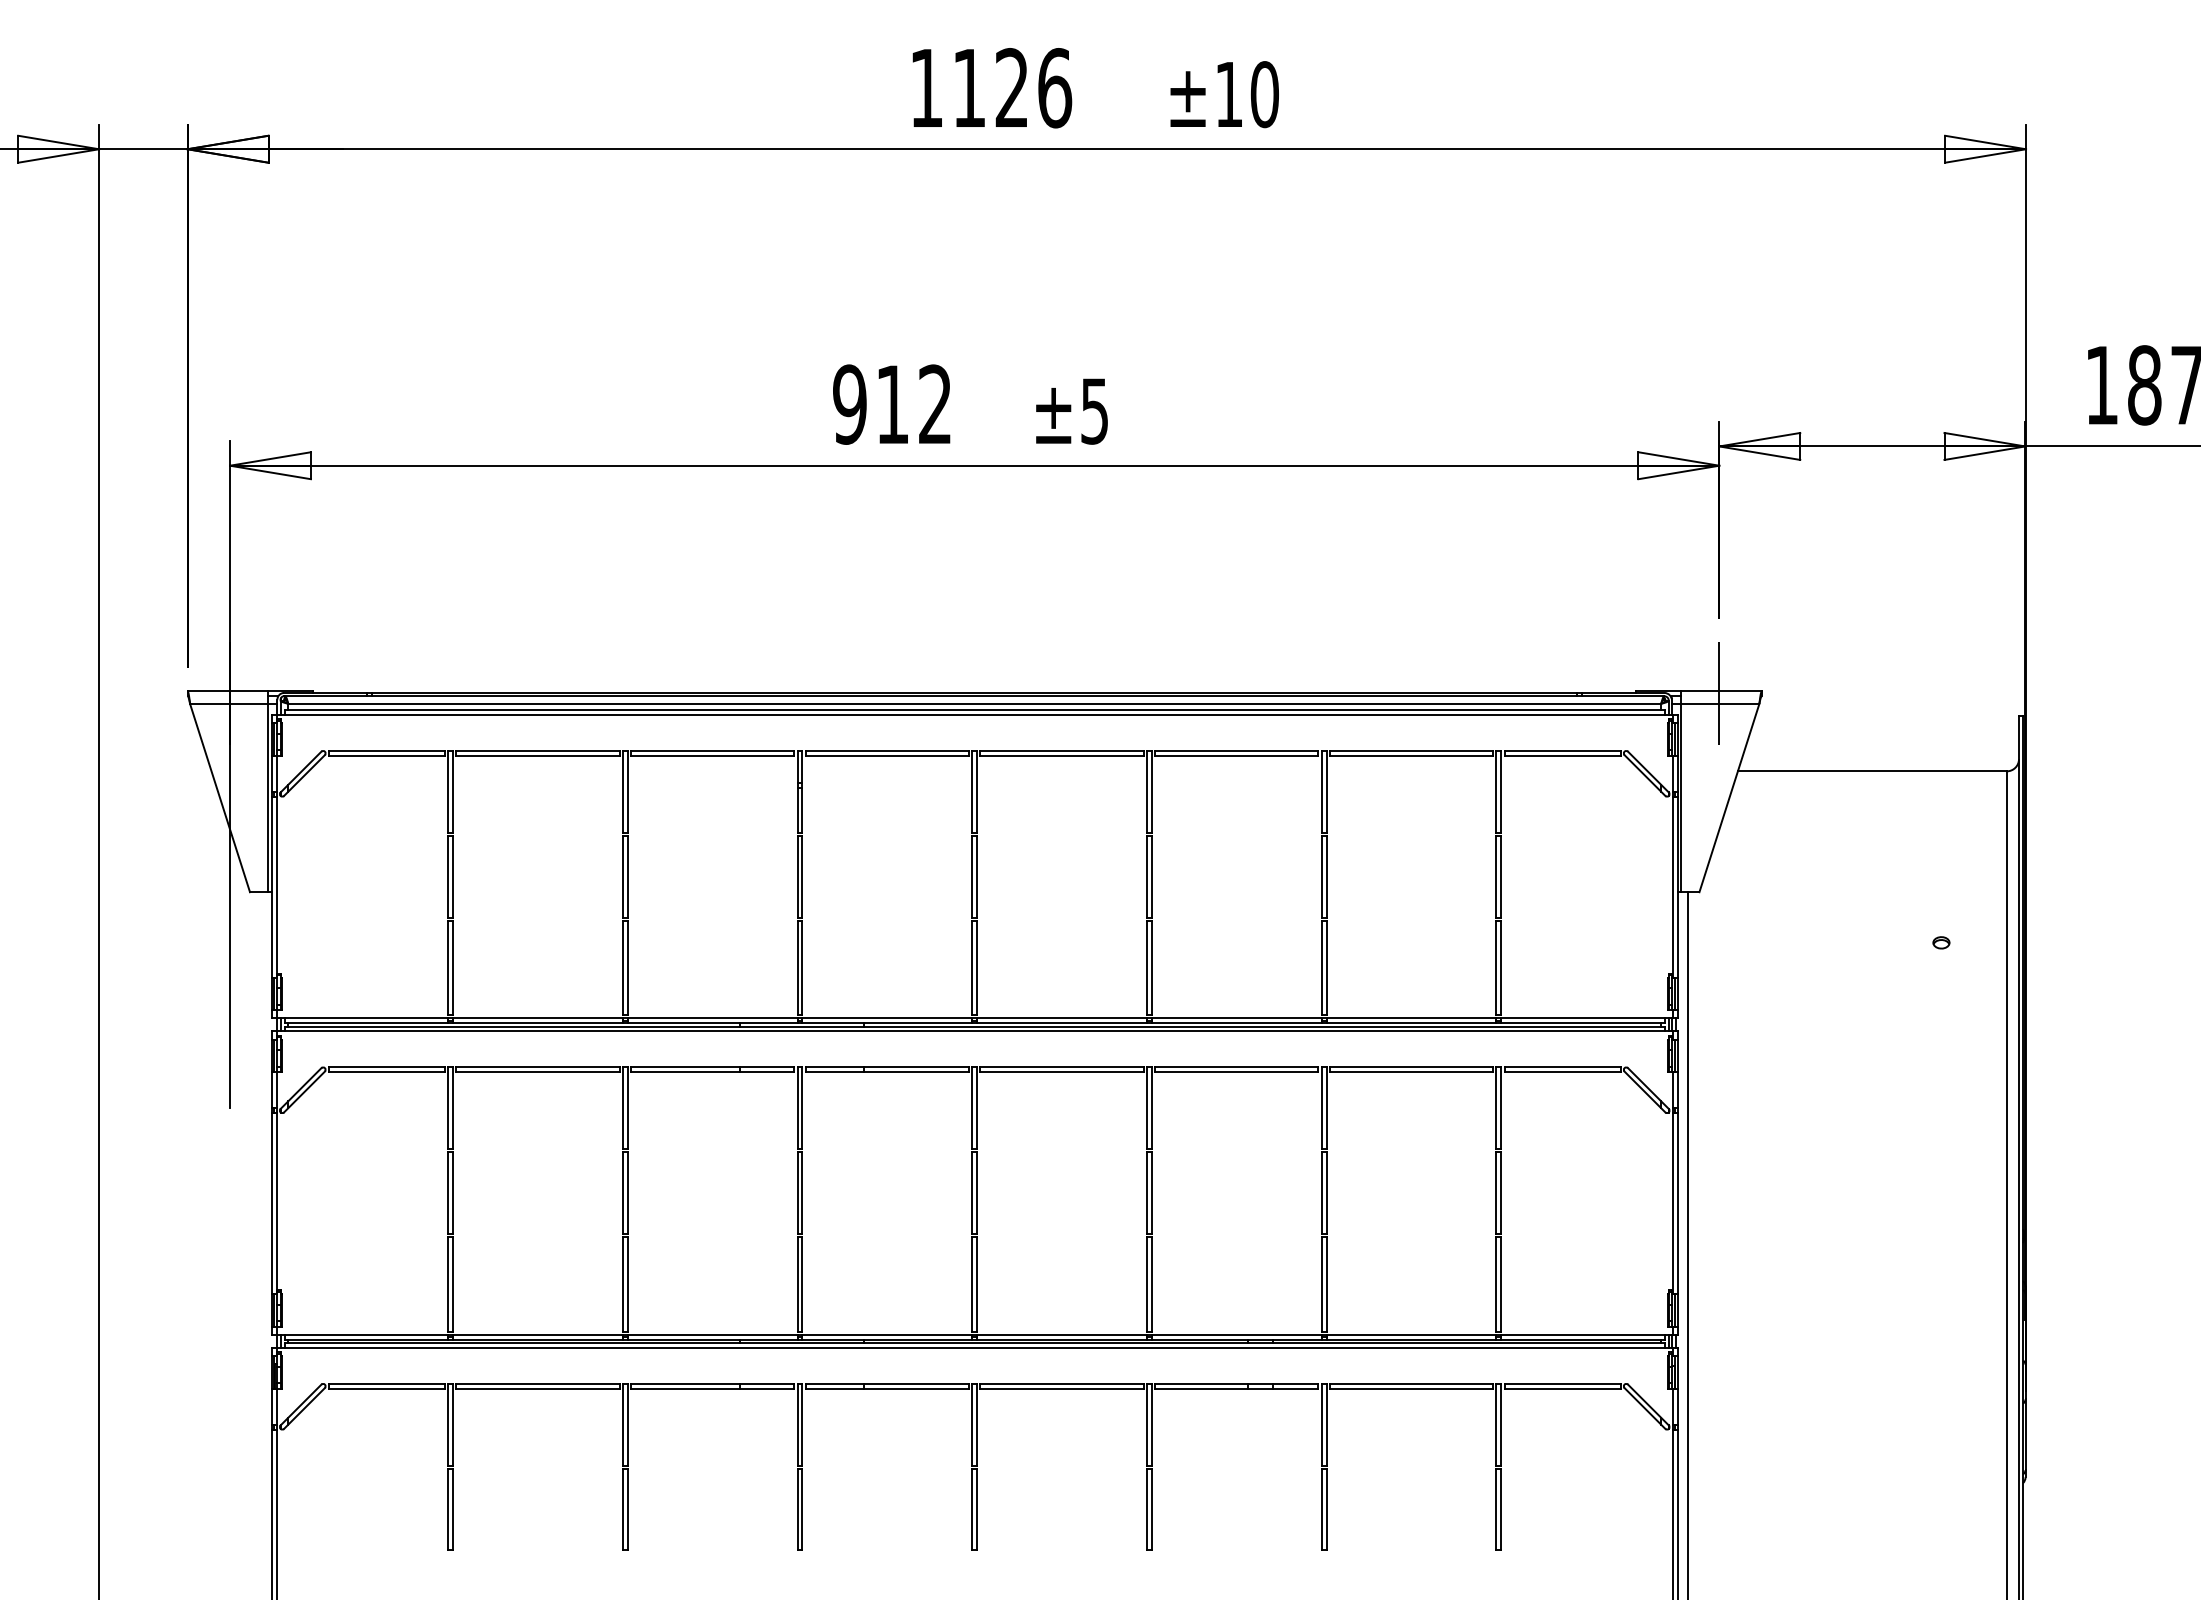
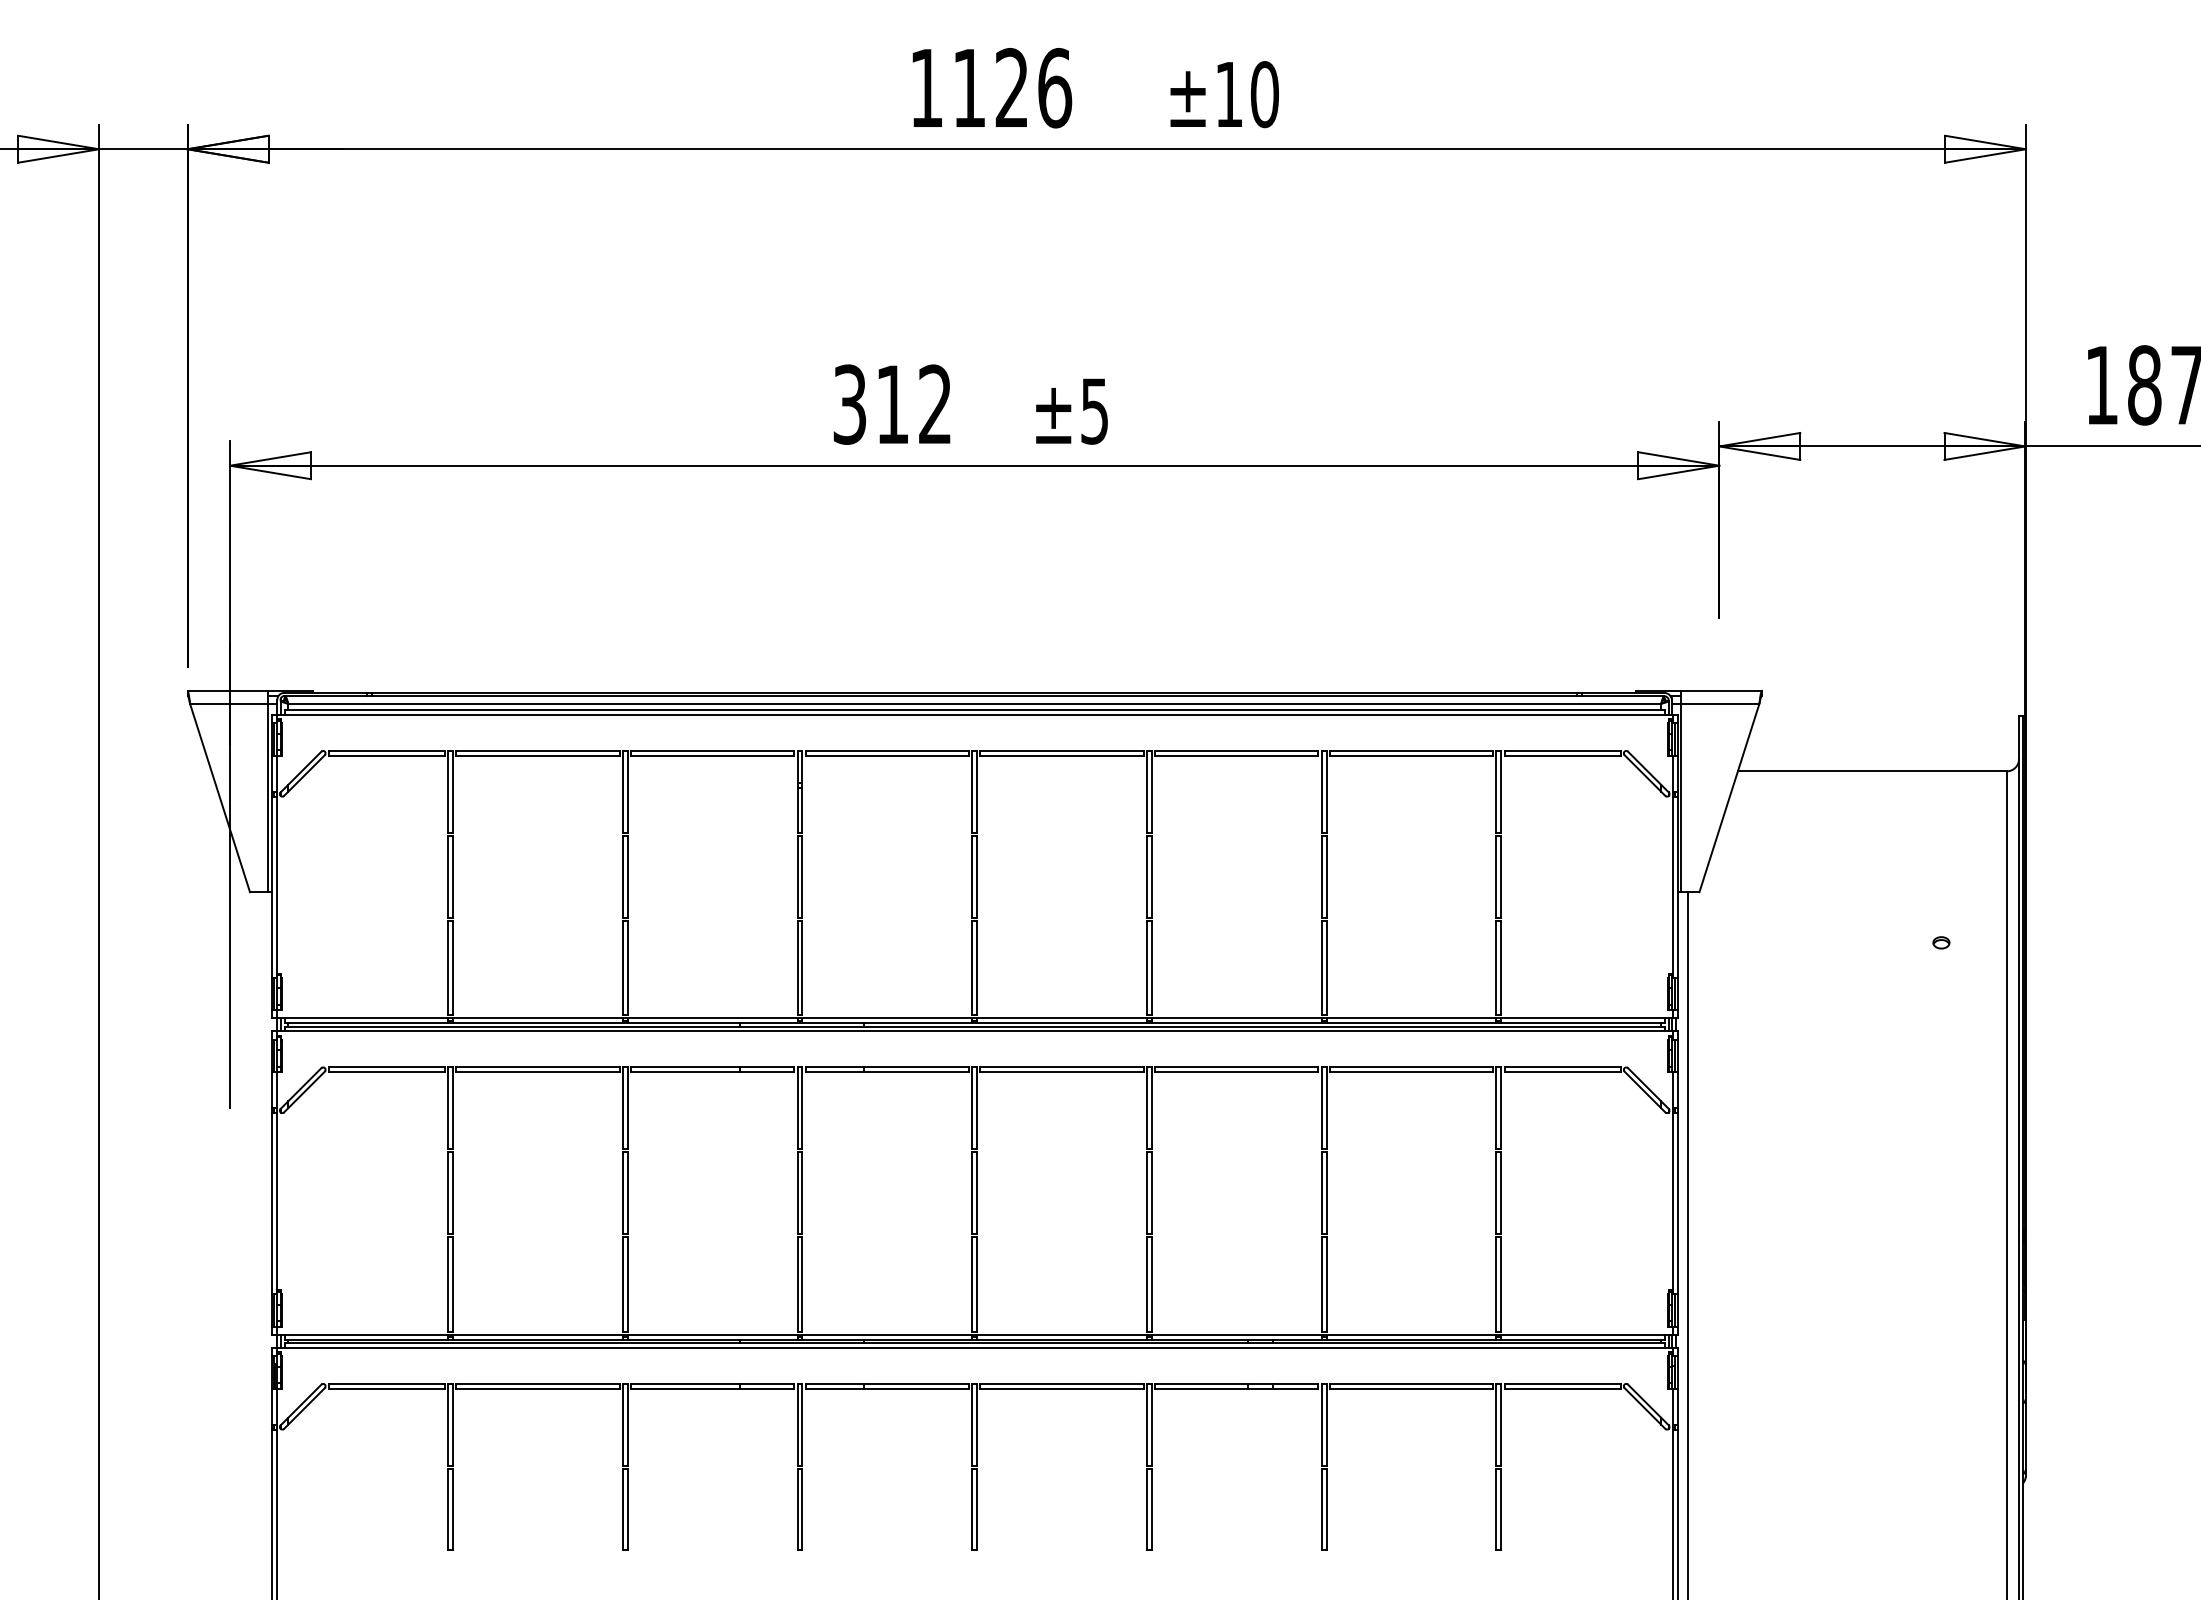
text: 912 -> 312 (849, 404)
line: present -> none (1719, 693)
